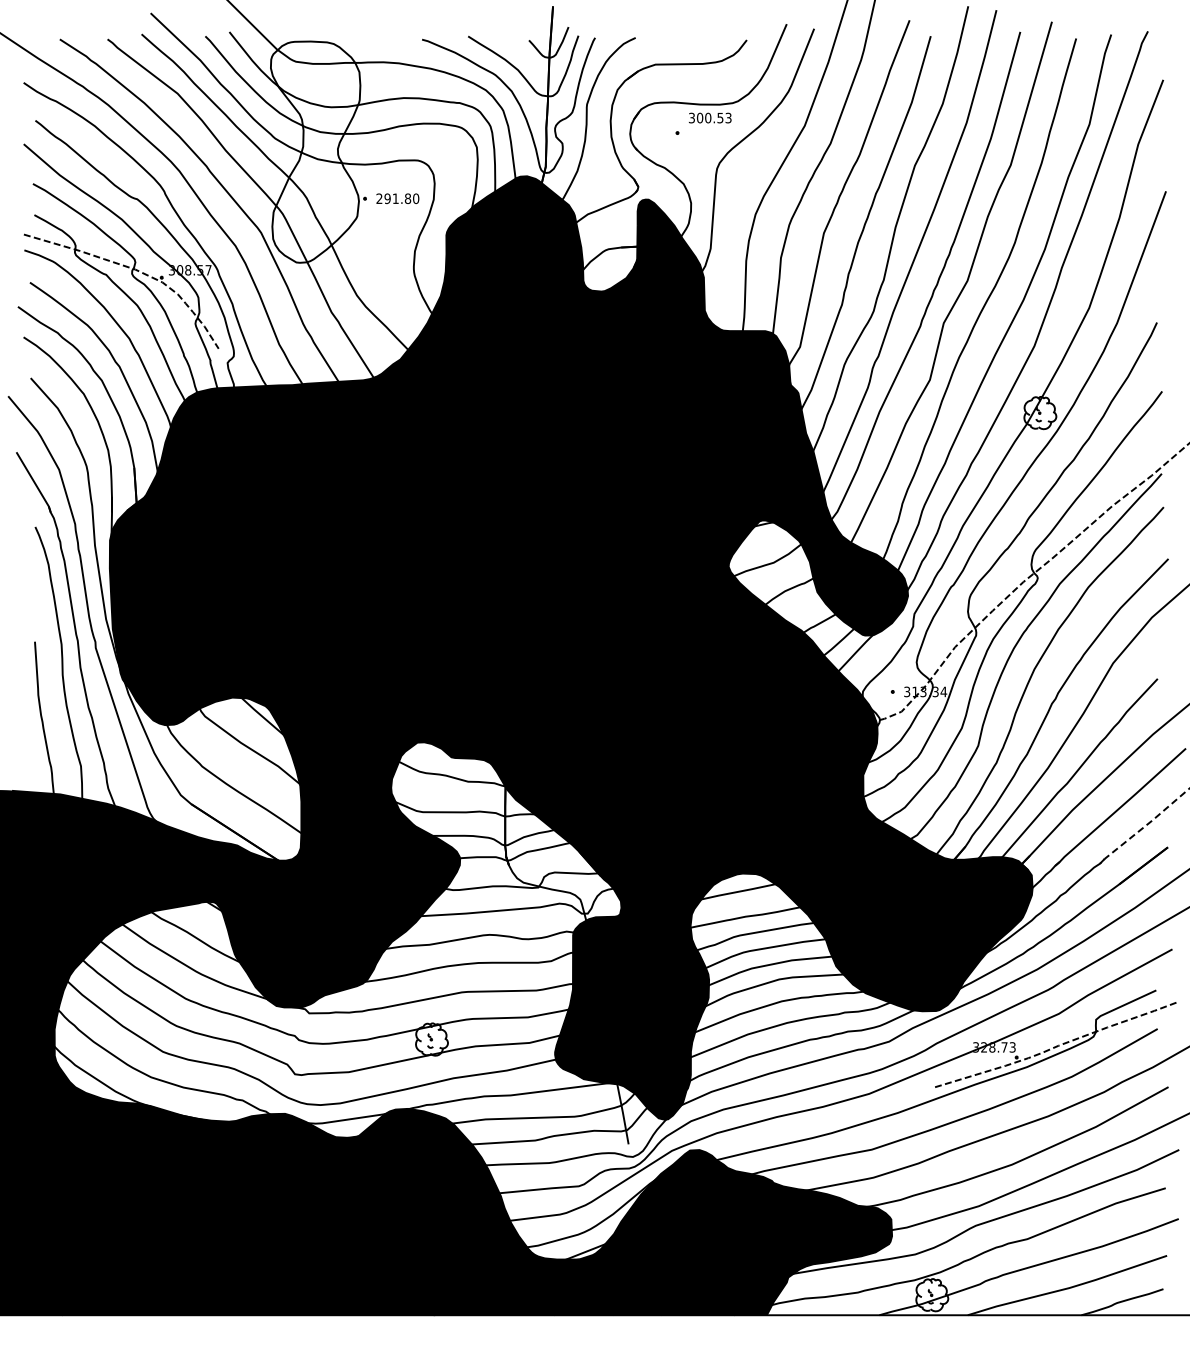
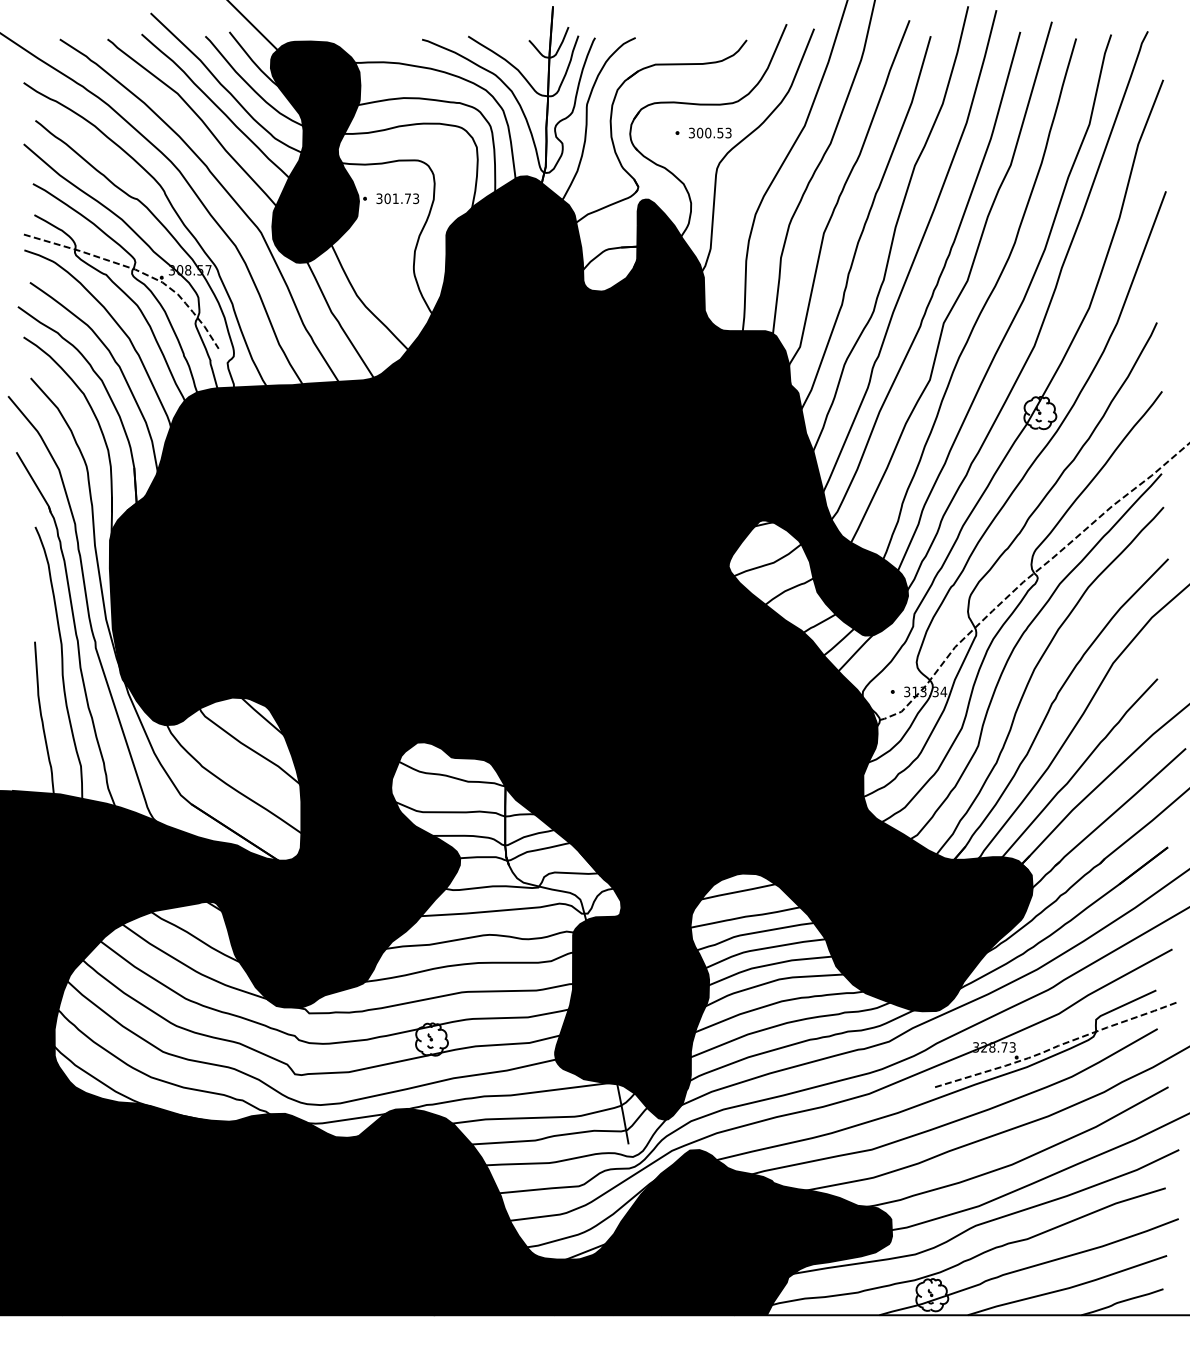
text position: (710, 117) -> (710, 132) (710, 132)
fill: none -> present (315, 151)
text: 291.80 -> 301.73 (397, 198)
line: dashed -> solid (1144, 826)
